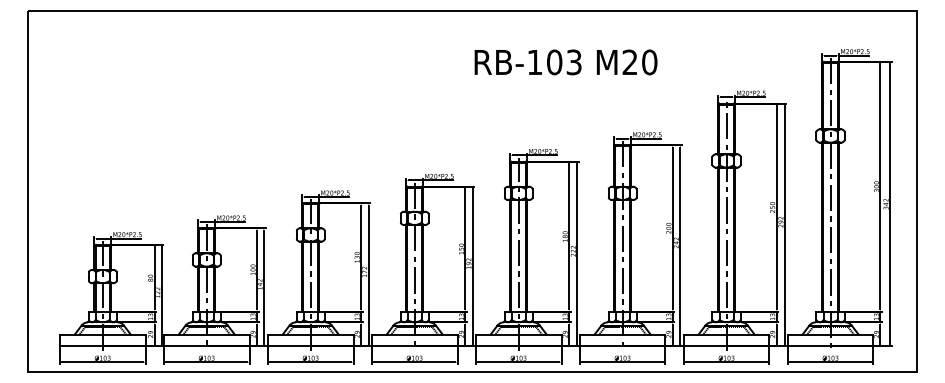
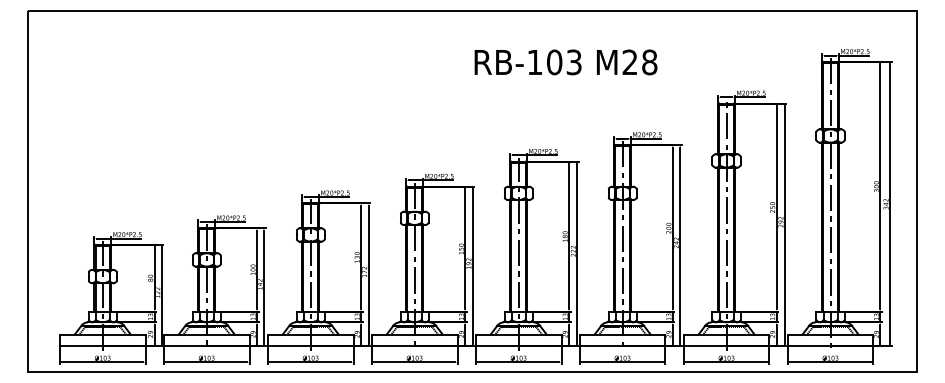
text: M20 -> M28 (649, 62)
